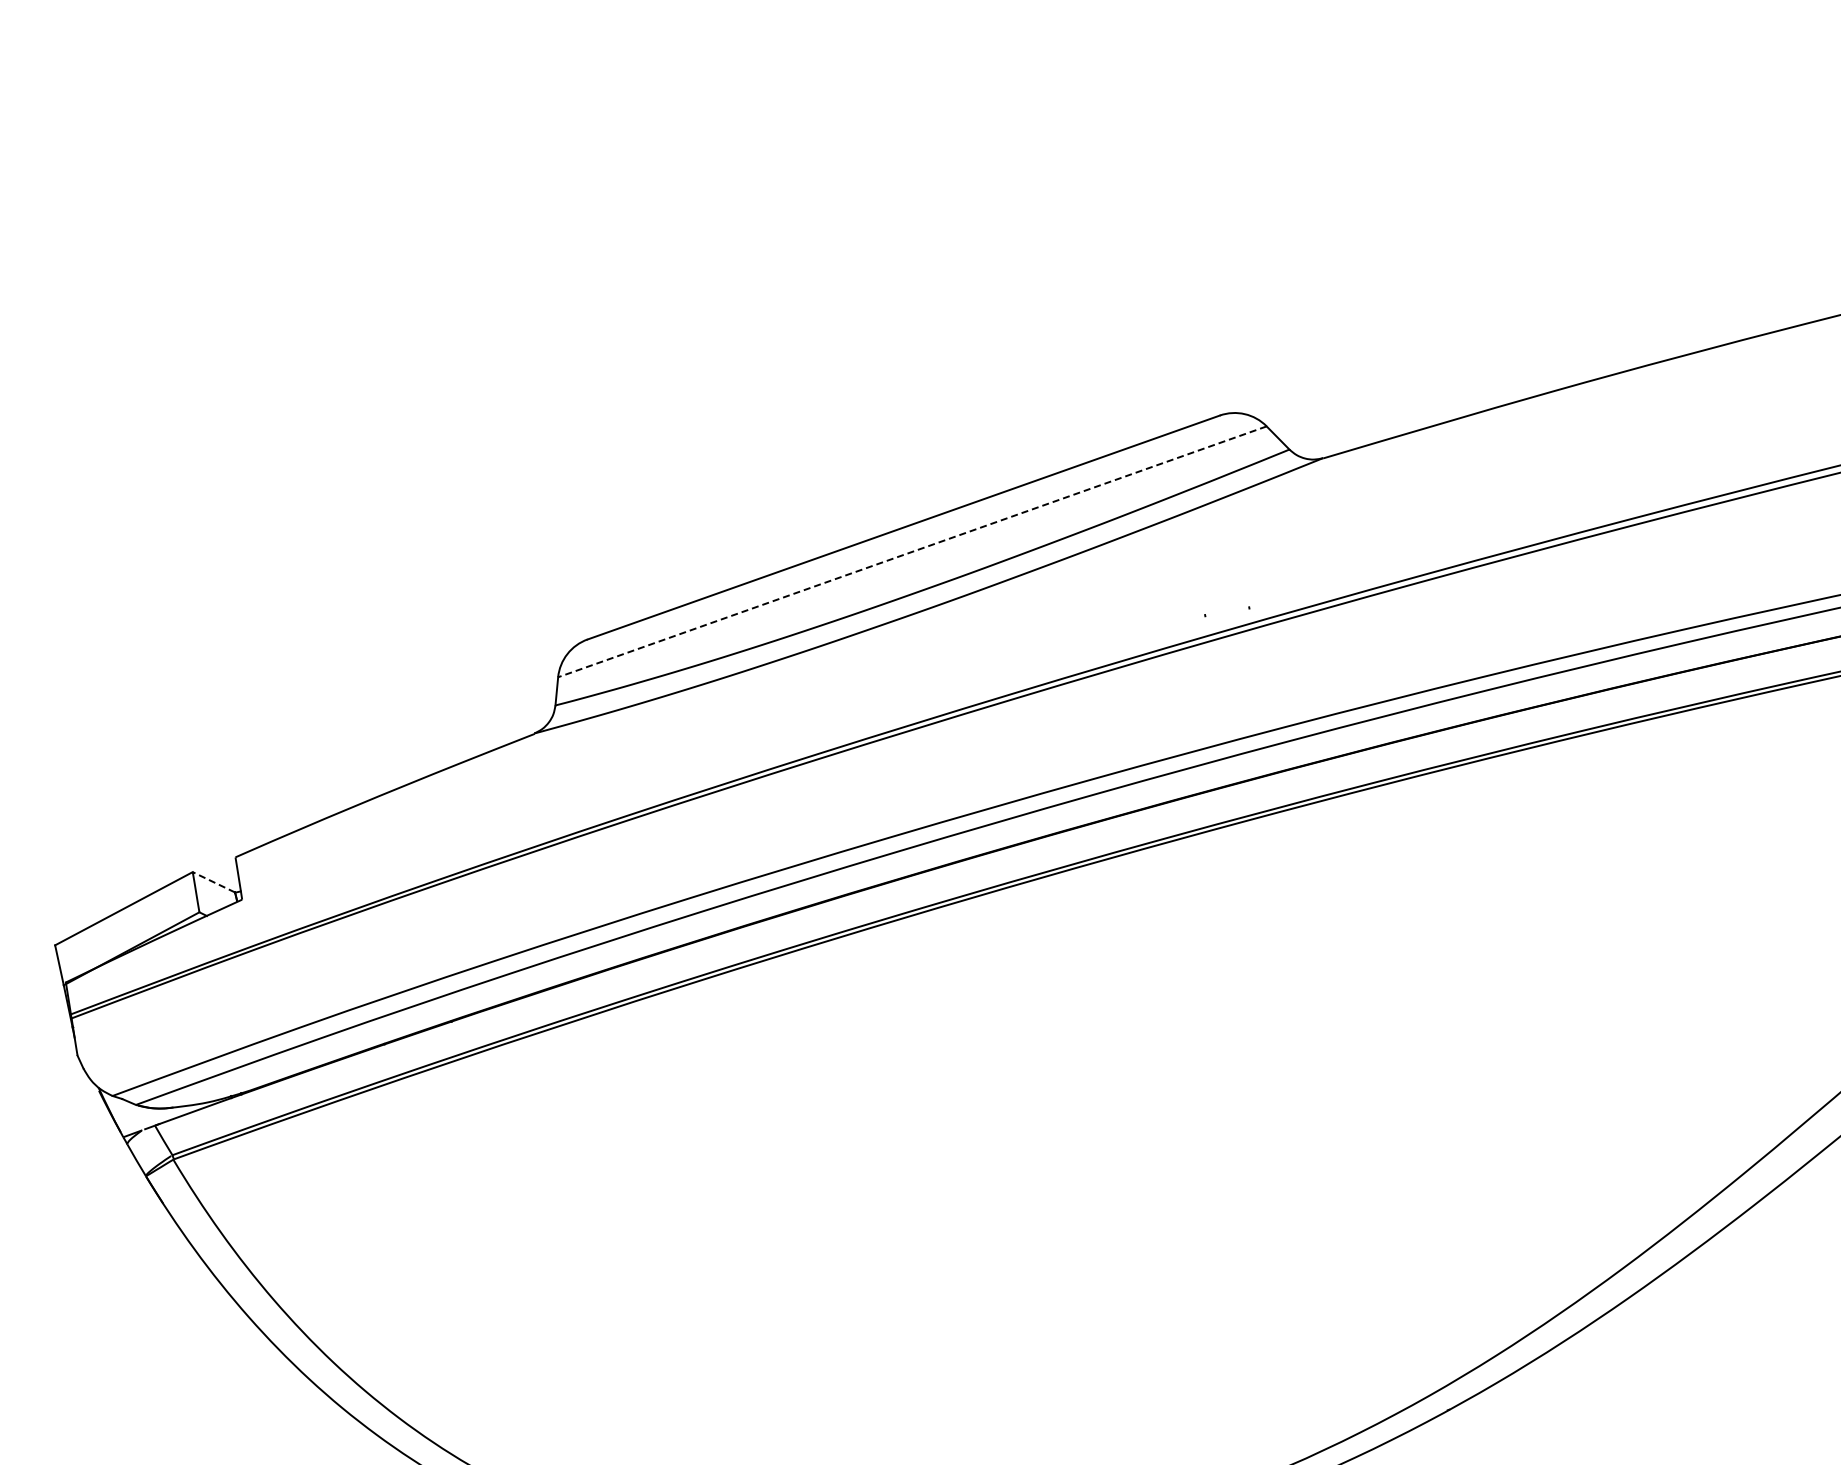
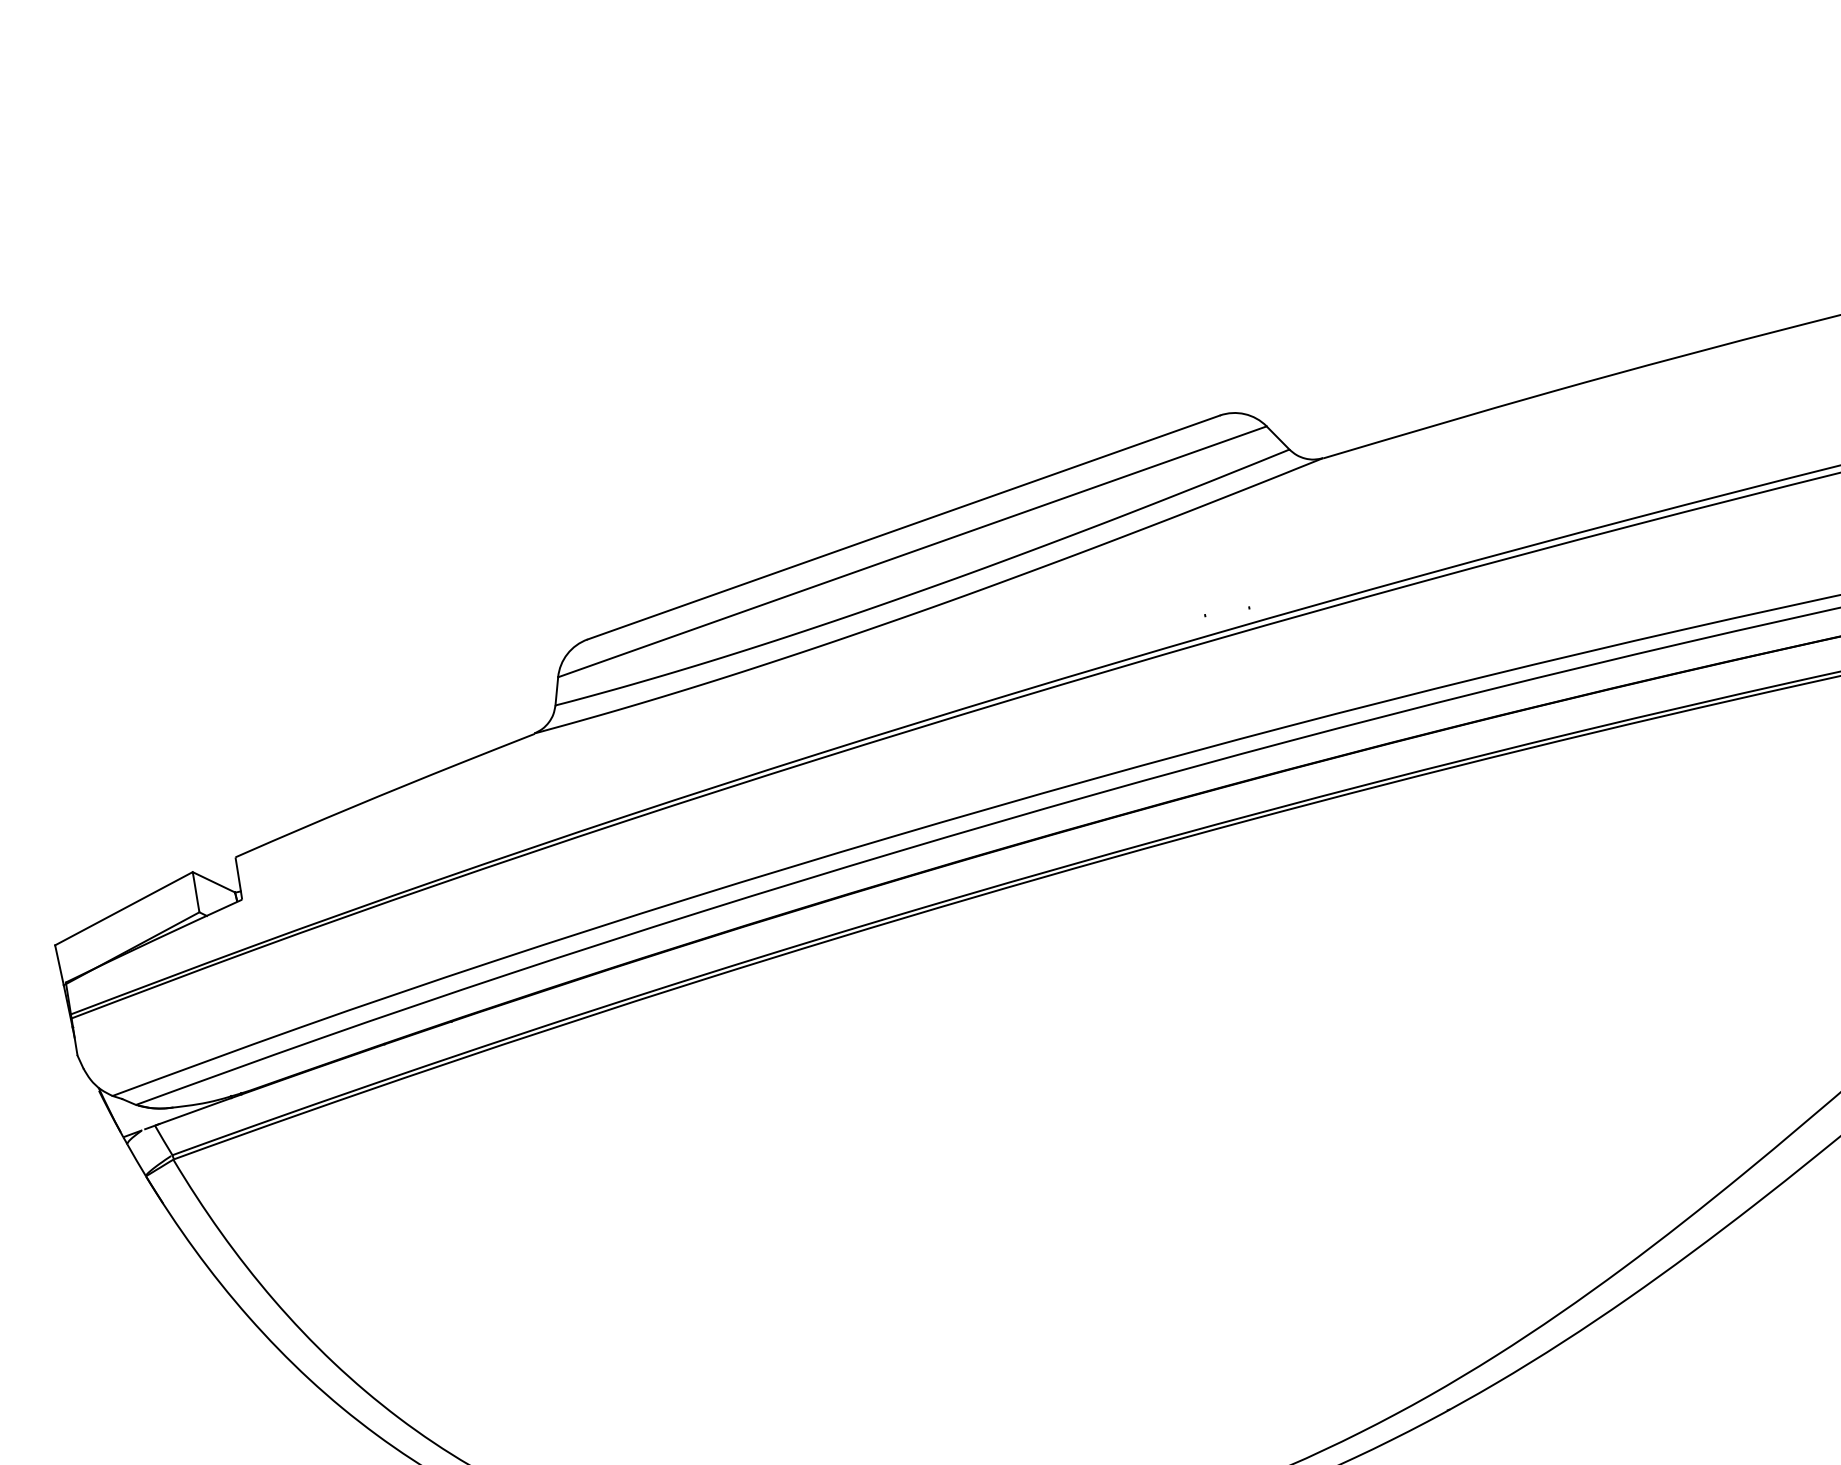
line: dashed -> solid (912, 551)
line: dashed -> solid (213, 882)
